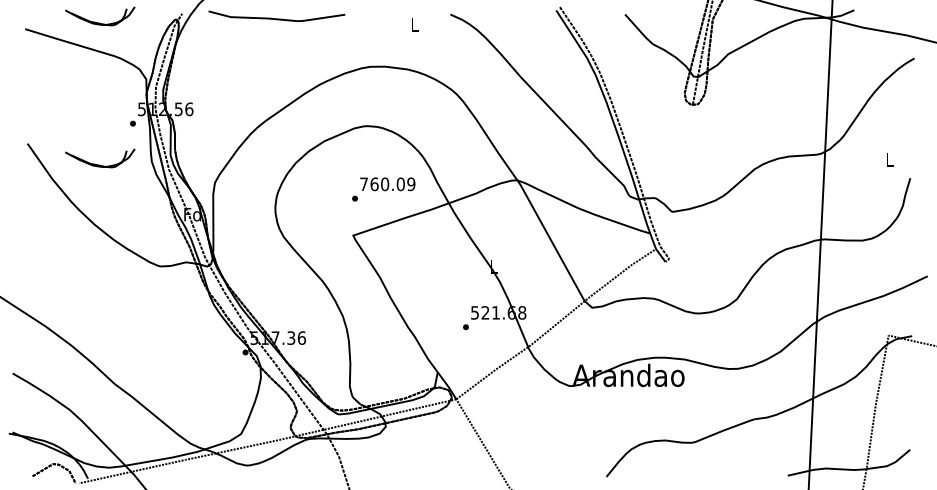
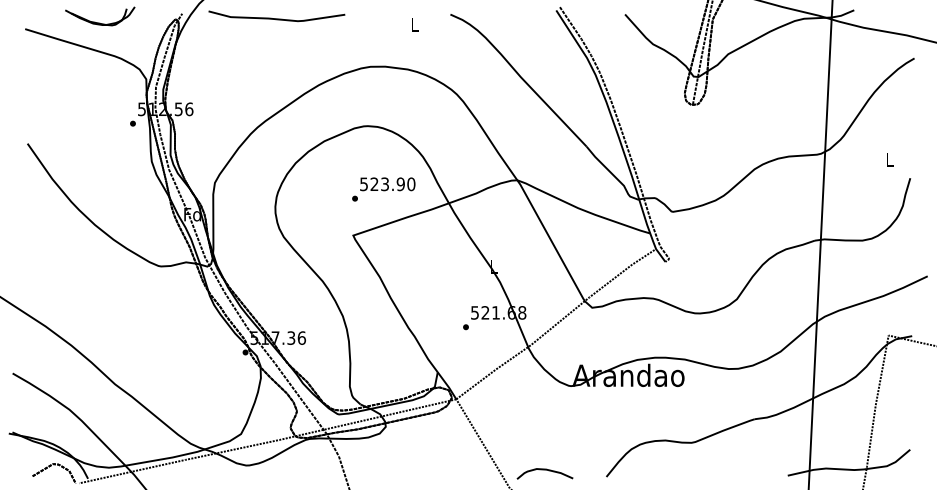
part: present -> none (99, 164)
text: 760.09 -> 523.90 (387, 184)
curve: none -> present (544, 470)
